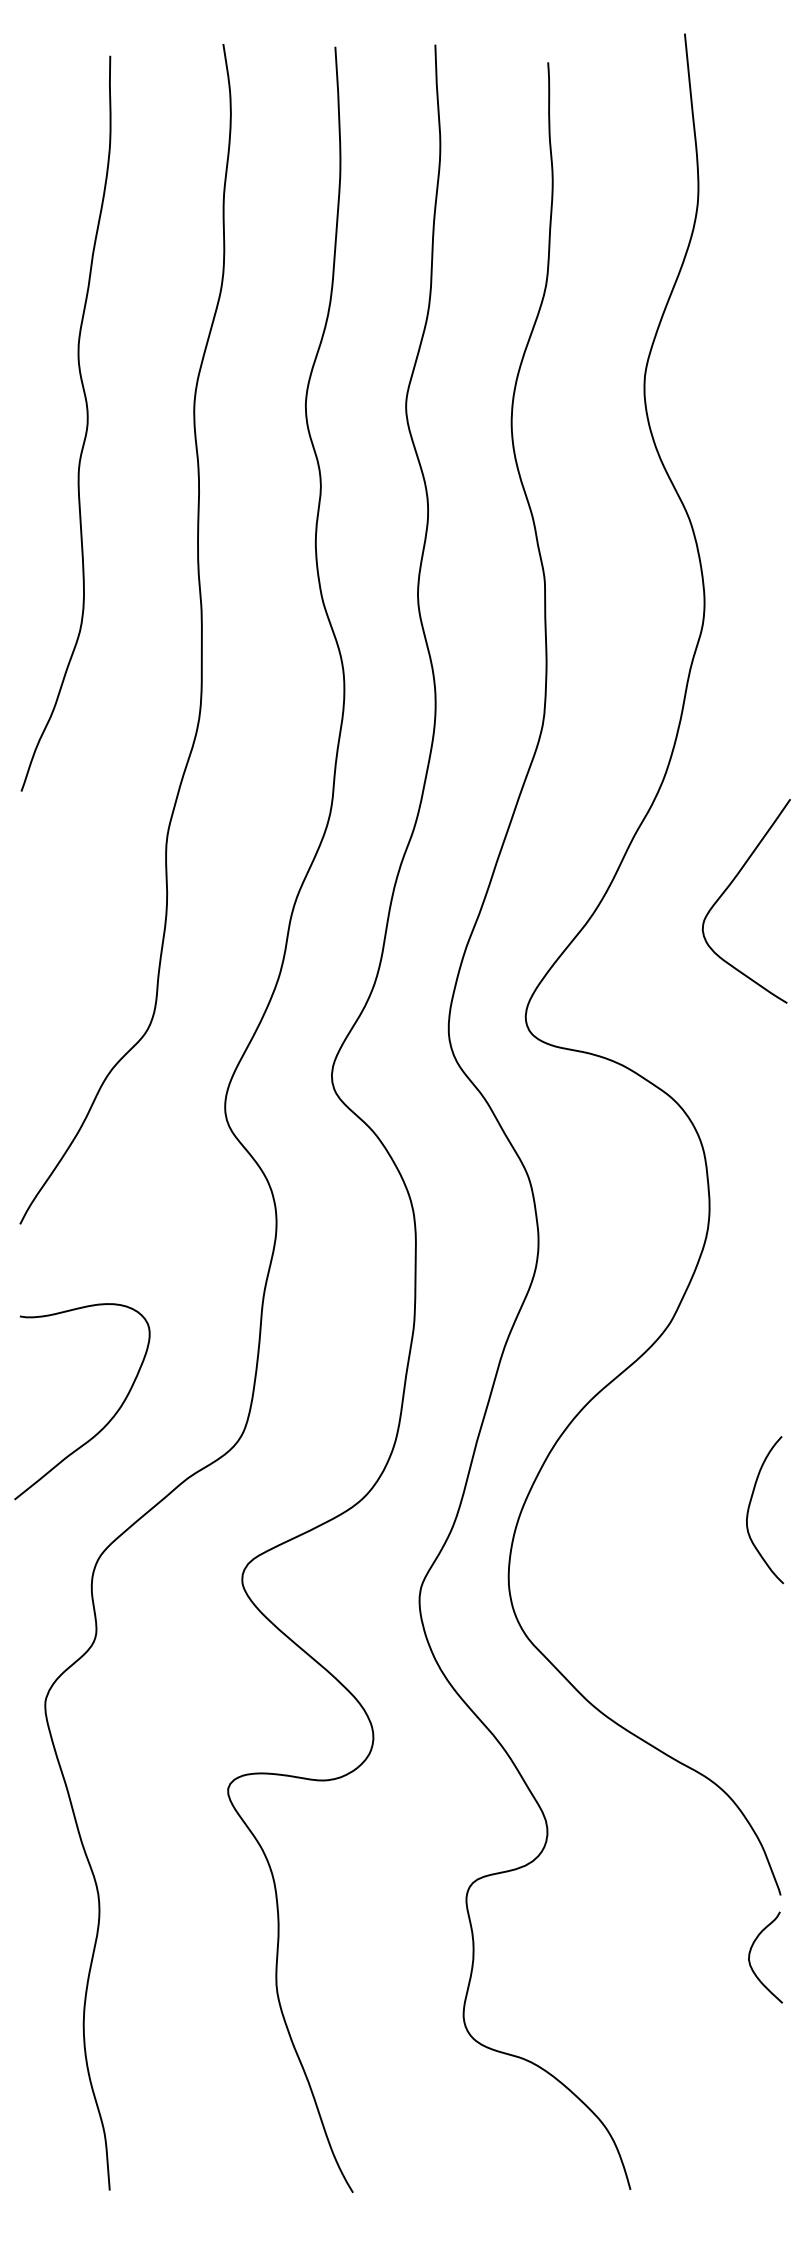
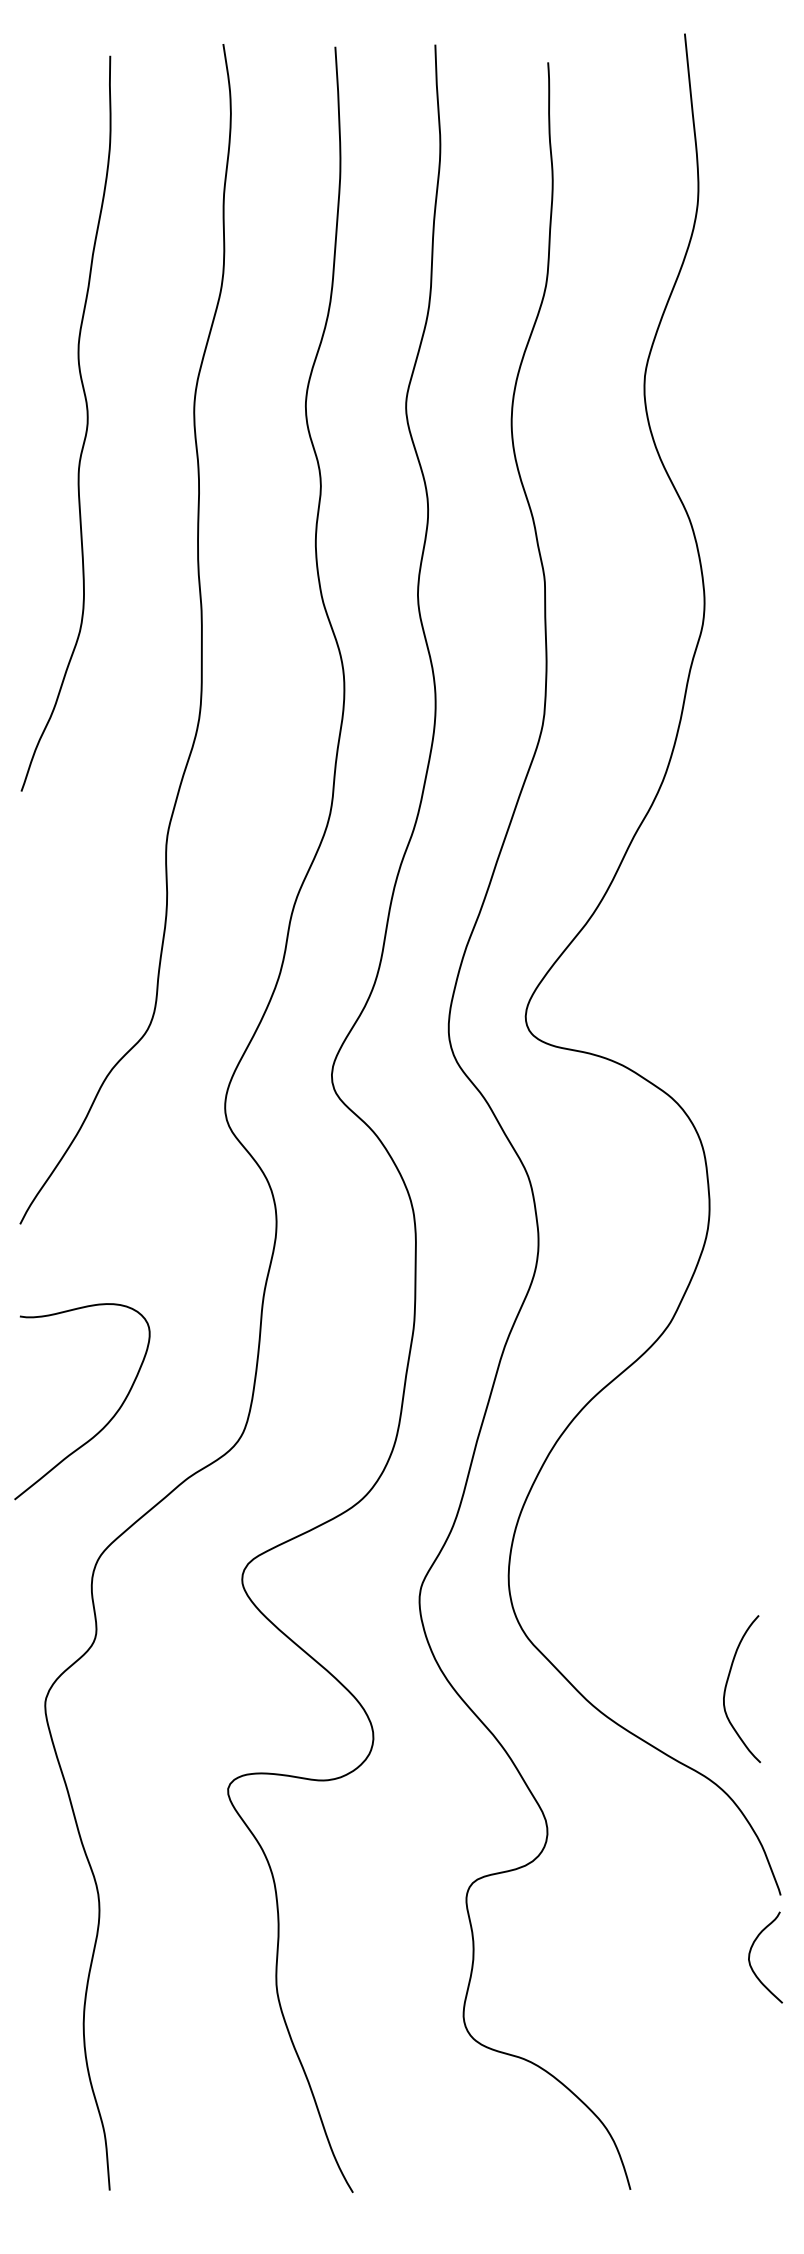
curve: present -> none (728, 888)
curve position: (750, 1505) -> (727, 1684) (727, 1684)
